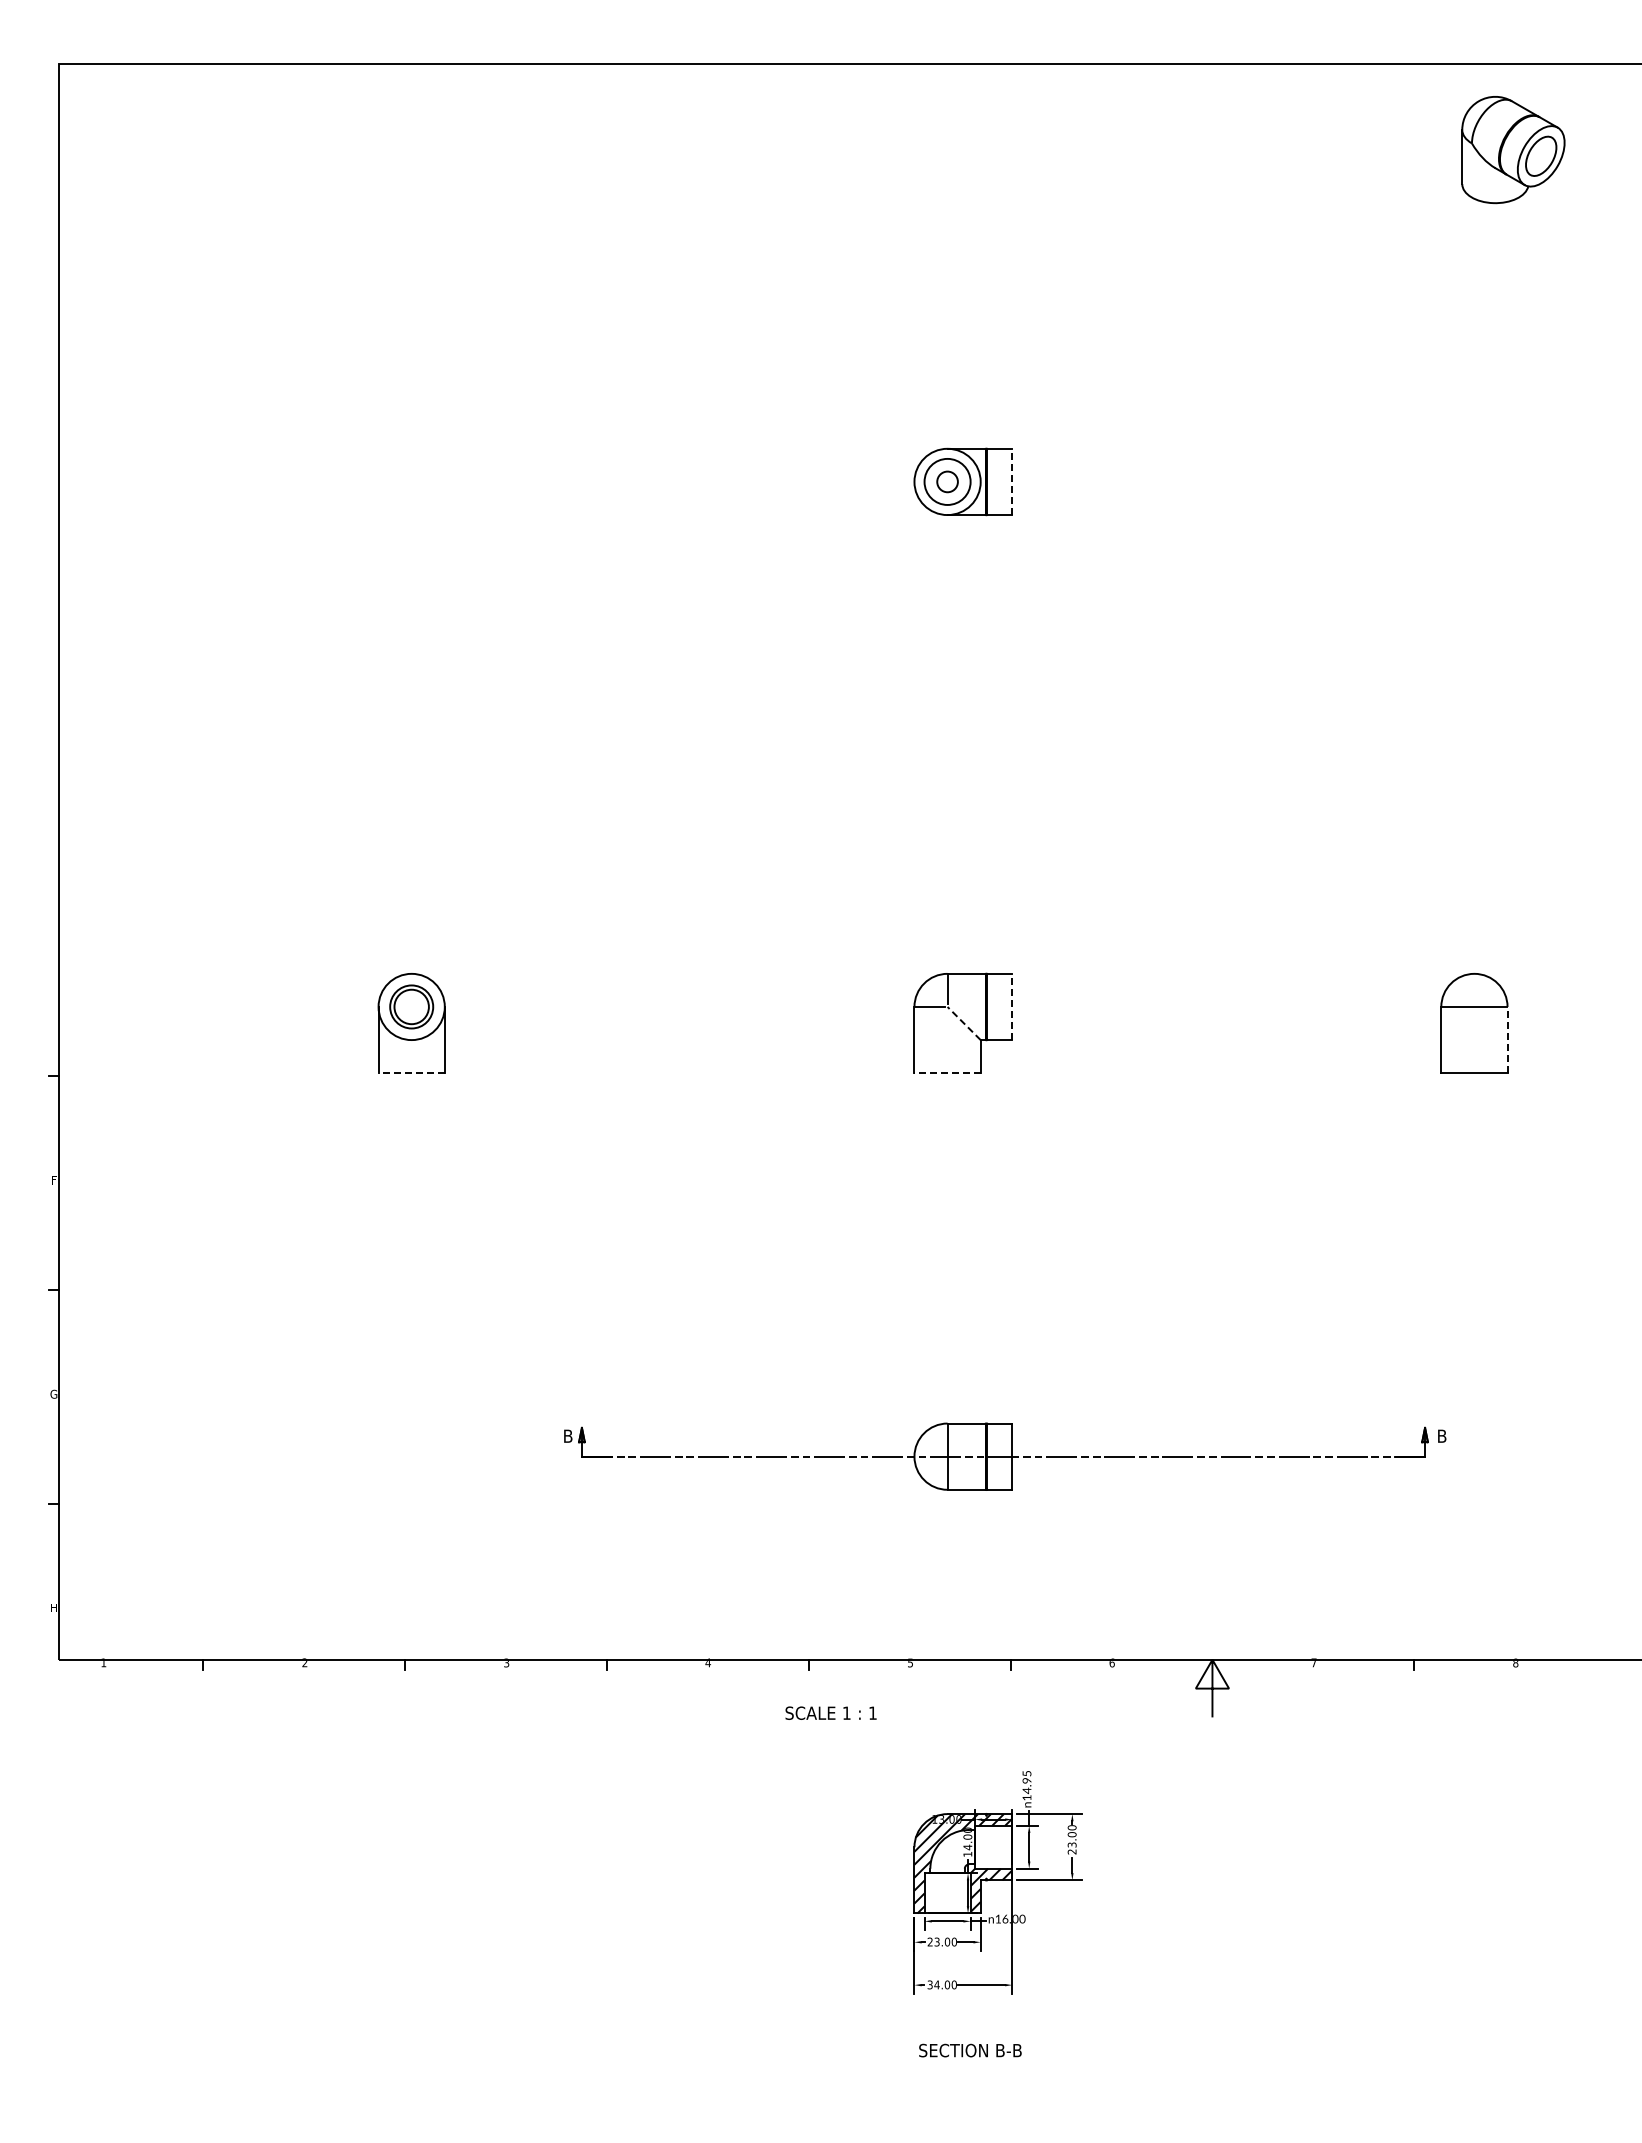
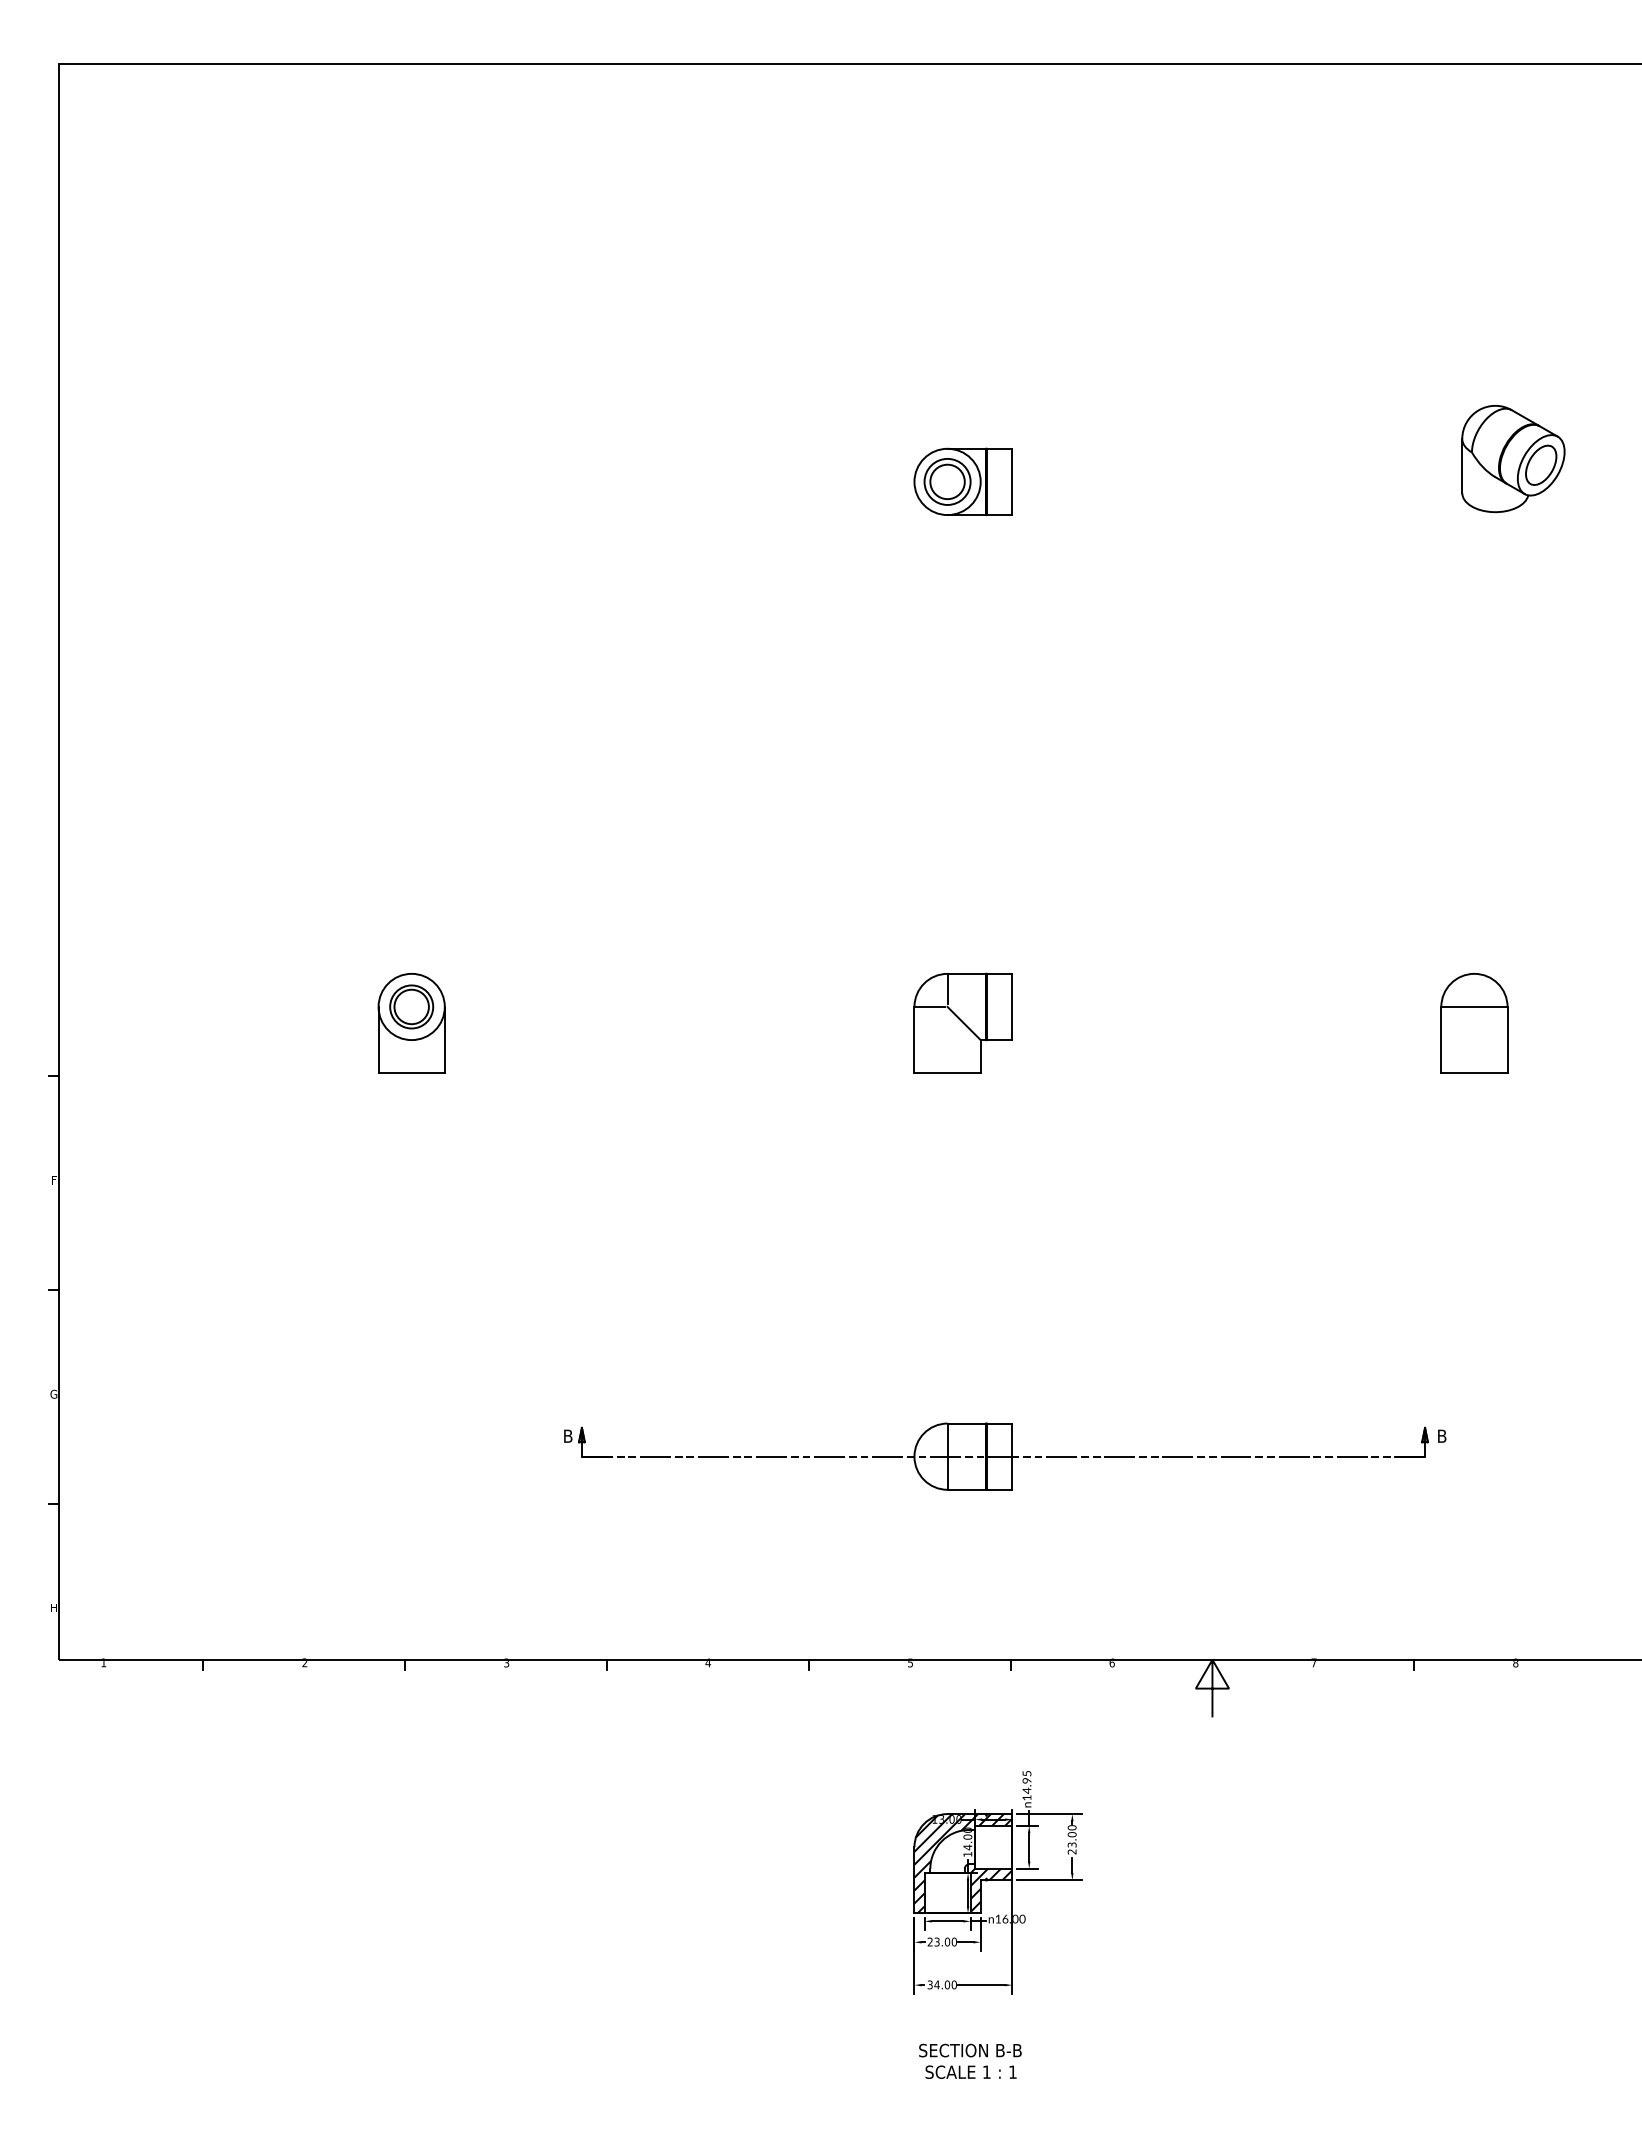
part position: (1513, 150) -> (1513, 459) (1513, 459)
circle diameter: 21 px -> 34 px (947, 481)
line: dashed -> solid (1012, 481)
line: dashed -> solid (1012, 1006)
line: dashed -> solid (963, 1023)
line: dashed -> solid (1507, 1039)
line: dashed -> solid (411, 1073)
line: dashed -> solid (947, 1073)
text position: (830, 1712) -> (970, 2071) (970, 2071)
